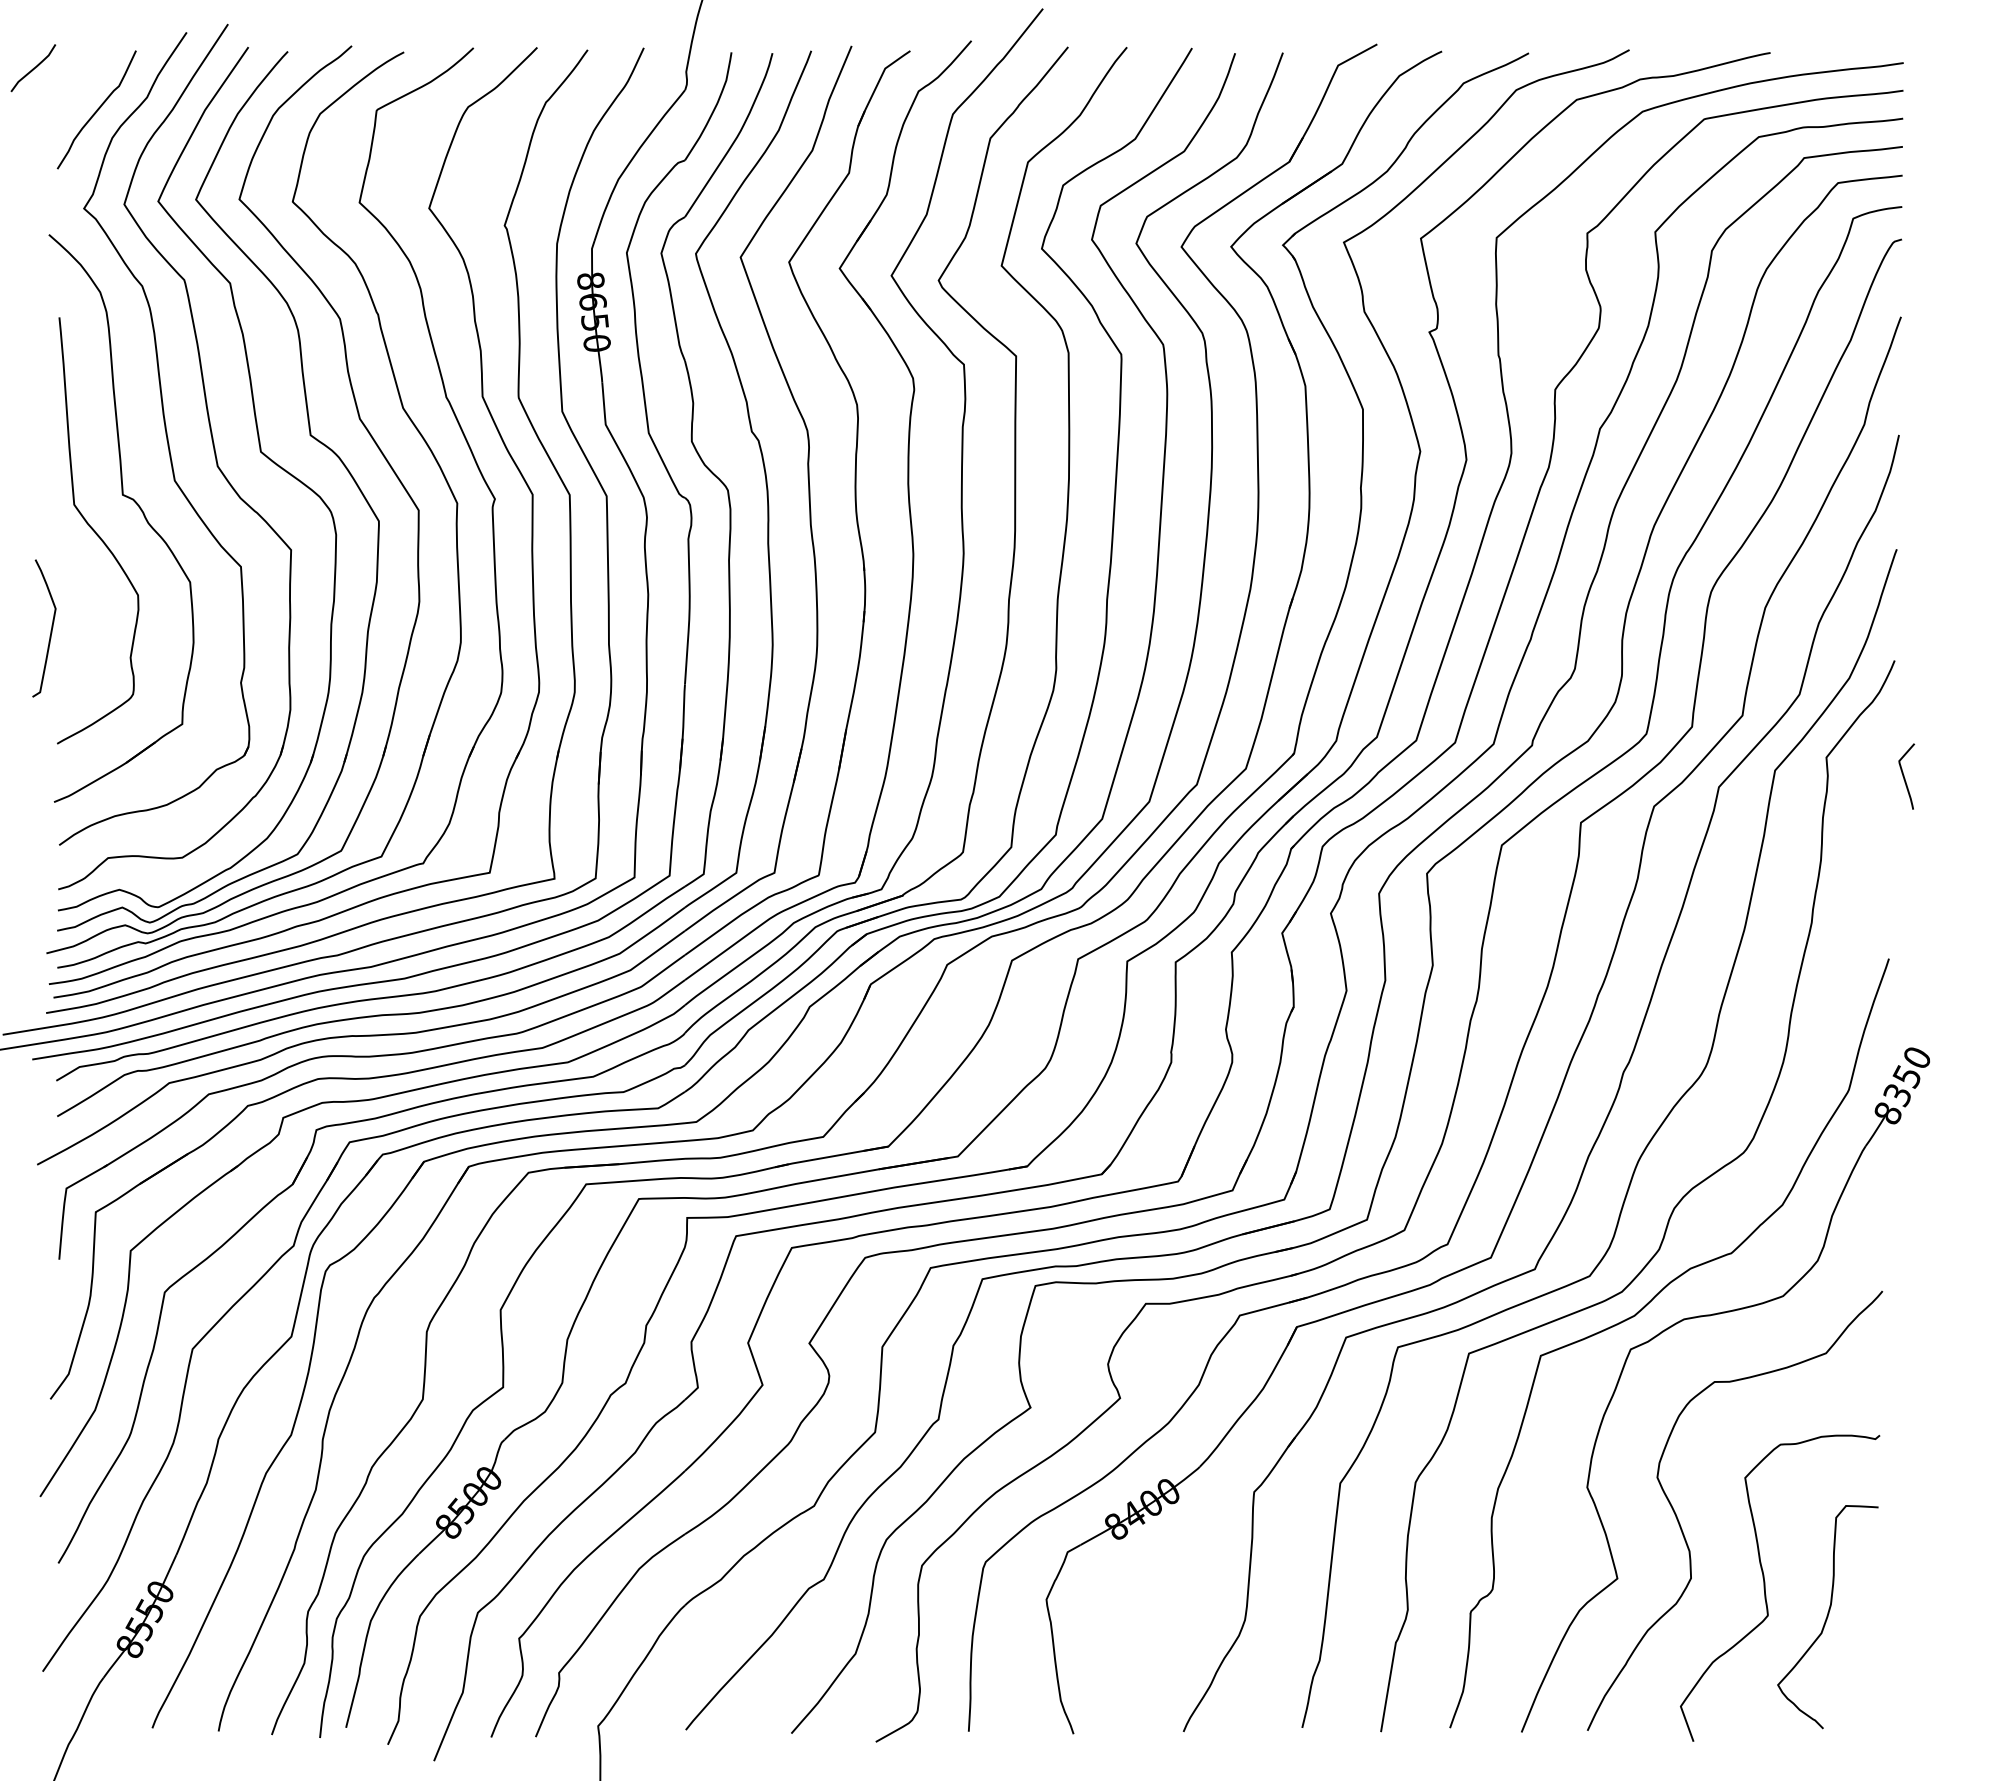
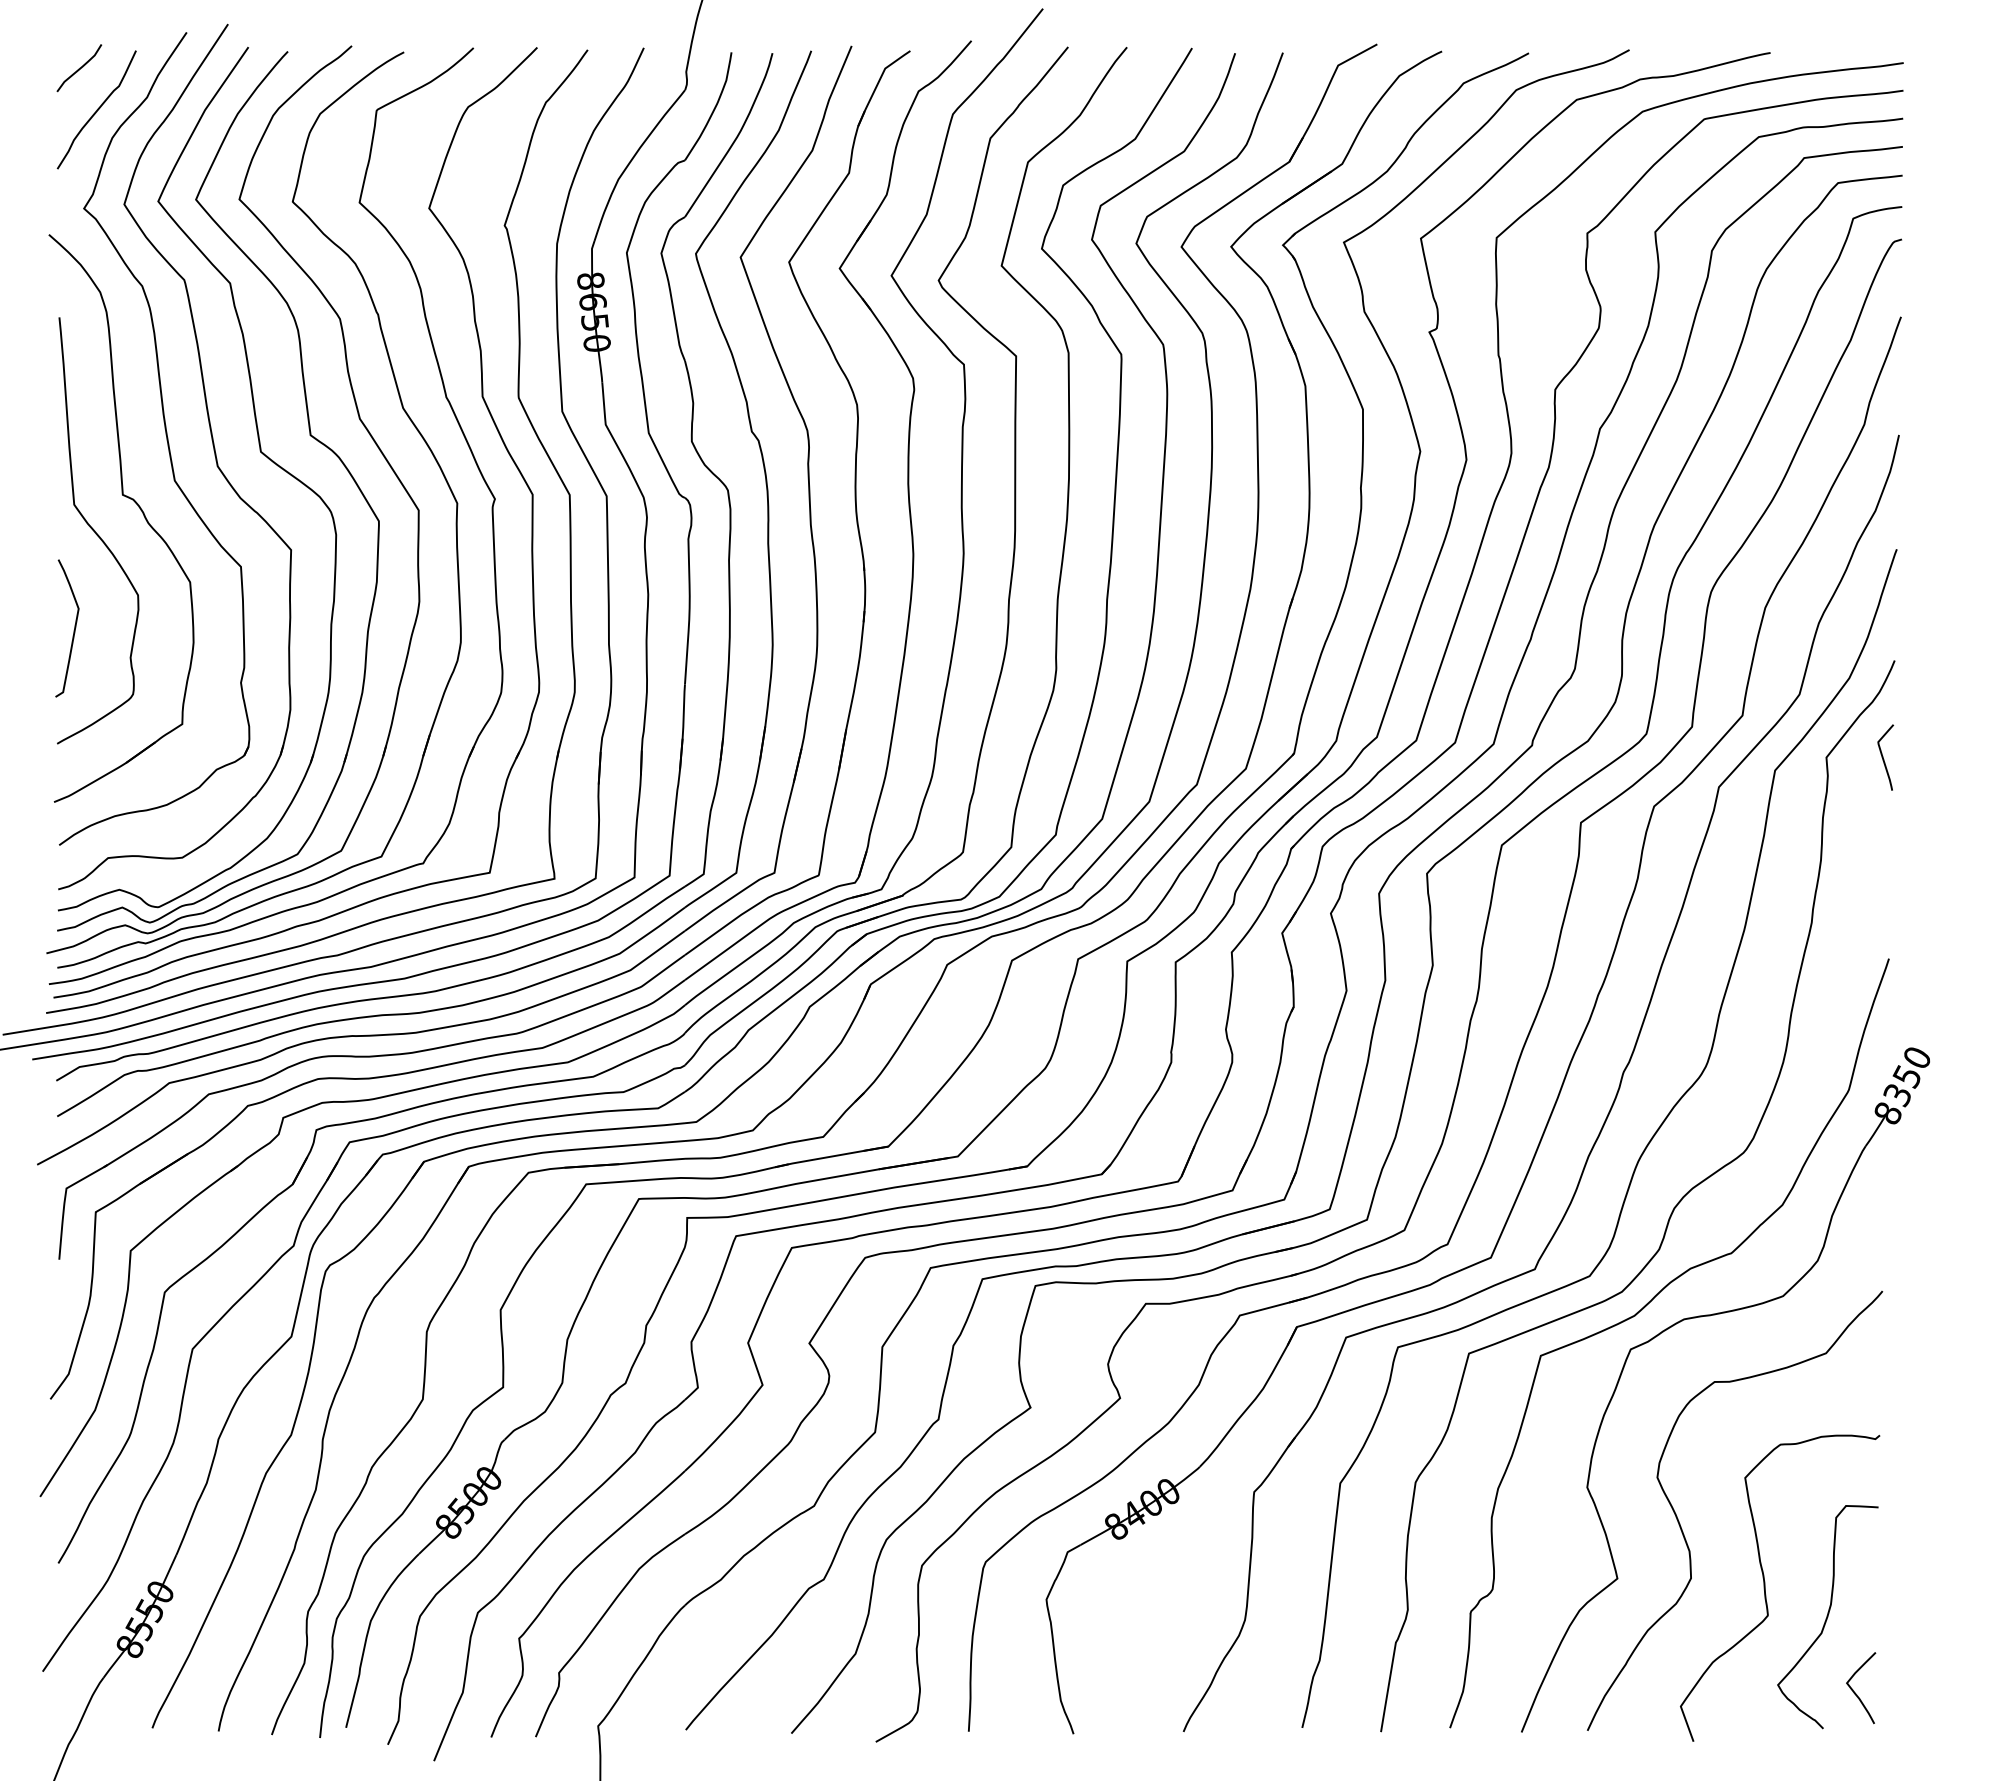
curve position: (33, 68) -> (79, 68) (79, 68)
curve position: (50, 630) -> (73, 630) (73, 630)
curve position: (1904, 776) -> (1883, 757) (1883, 757)
curve: none -> present (1856, 1693)
